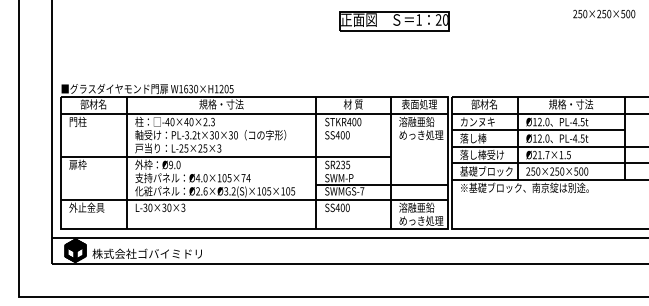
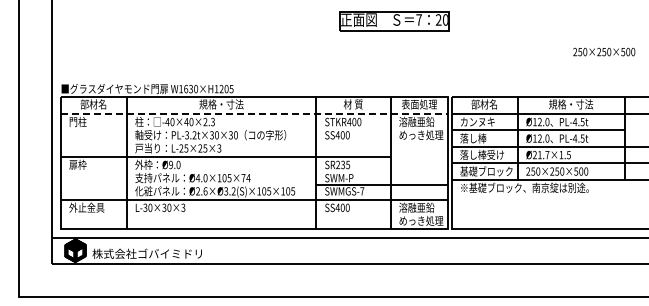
text position: (604, 13) -> (604, 51) (604, 51)
text: 1 -> 7 (418, 19)
line: solid -> dashed (254, 113)
